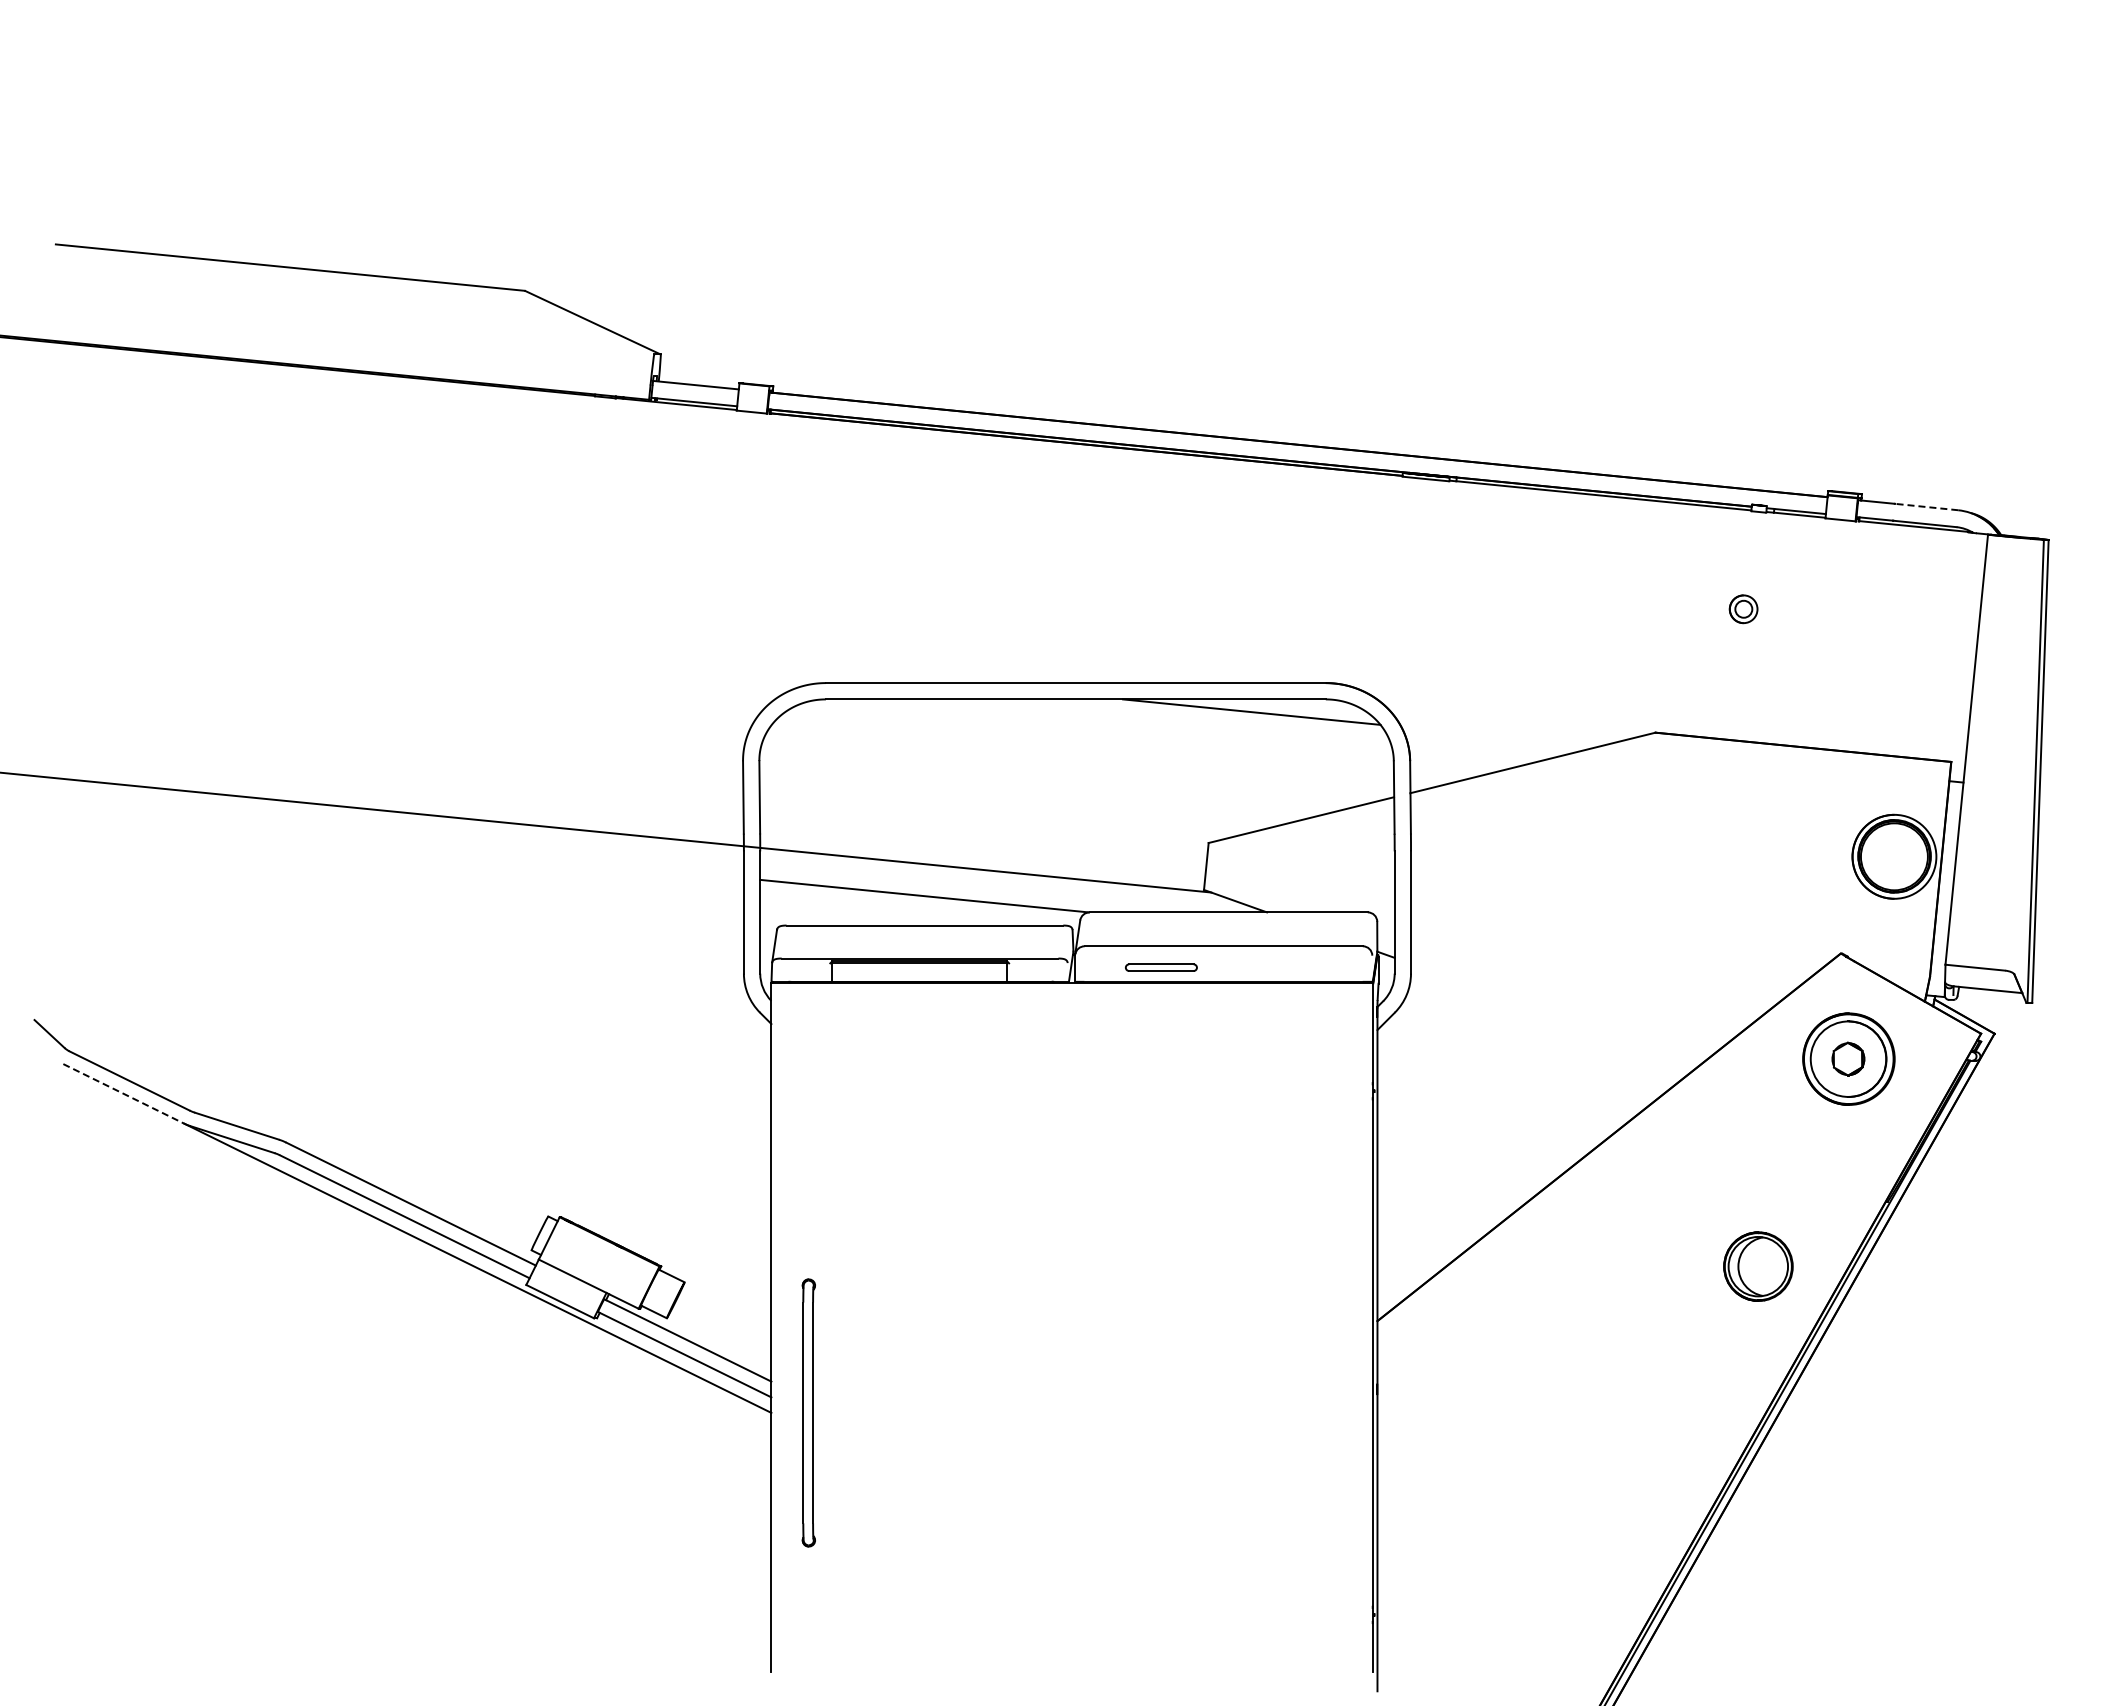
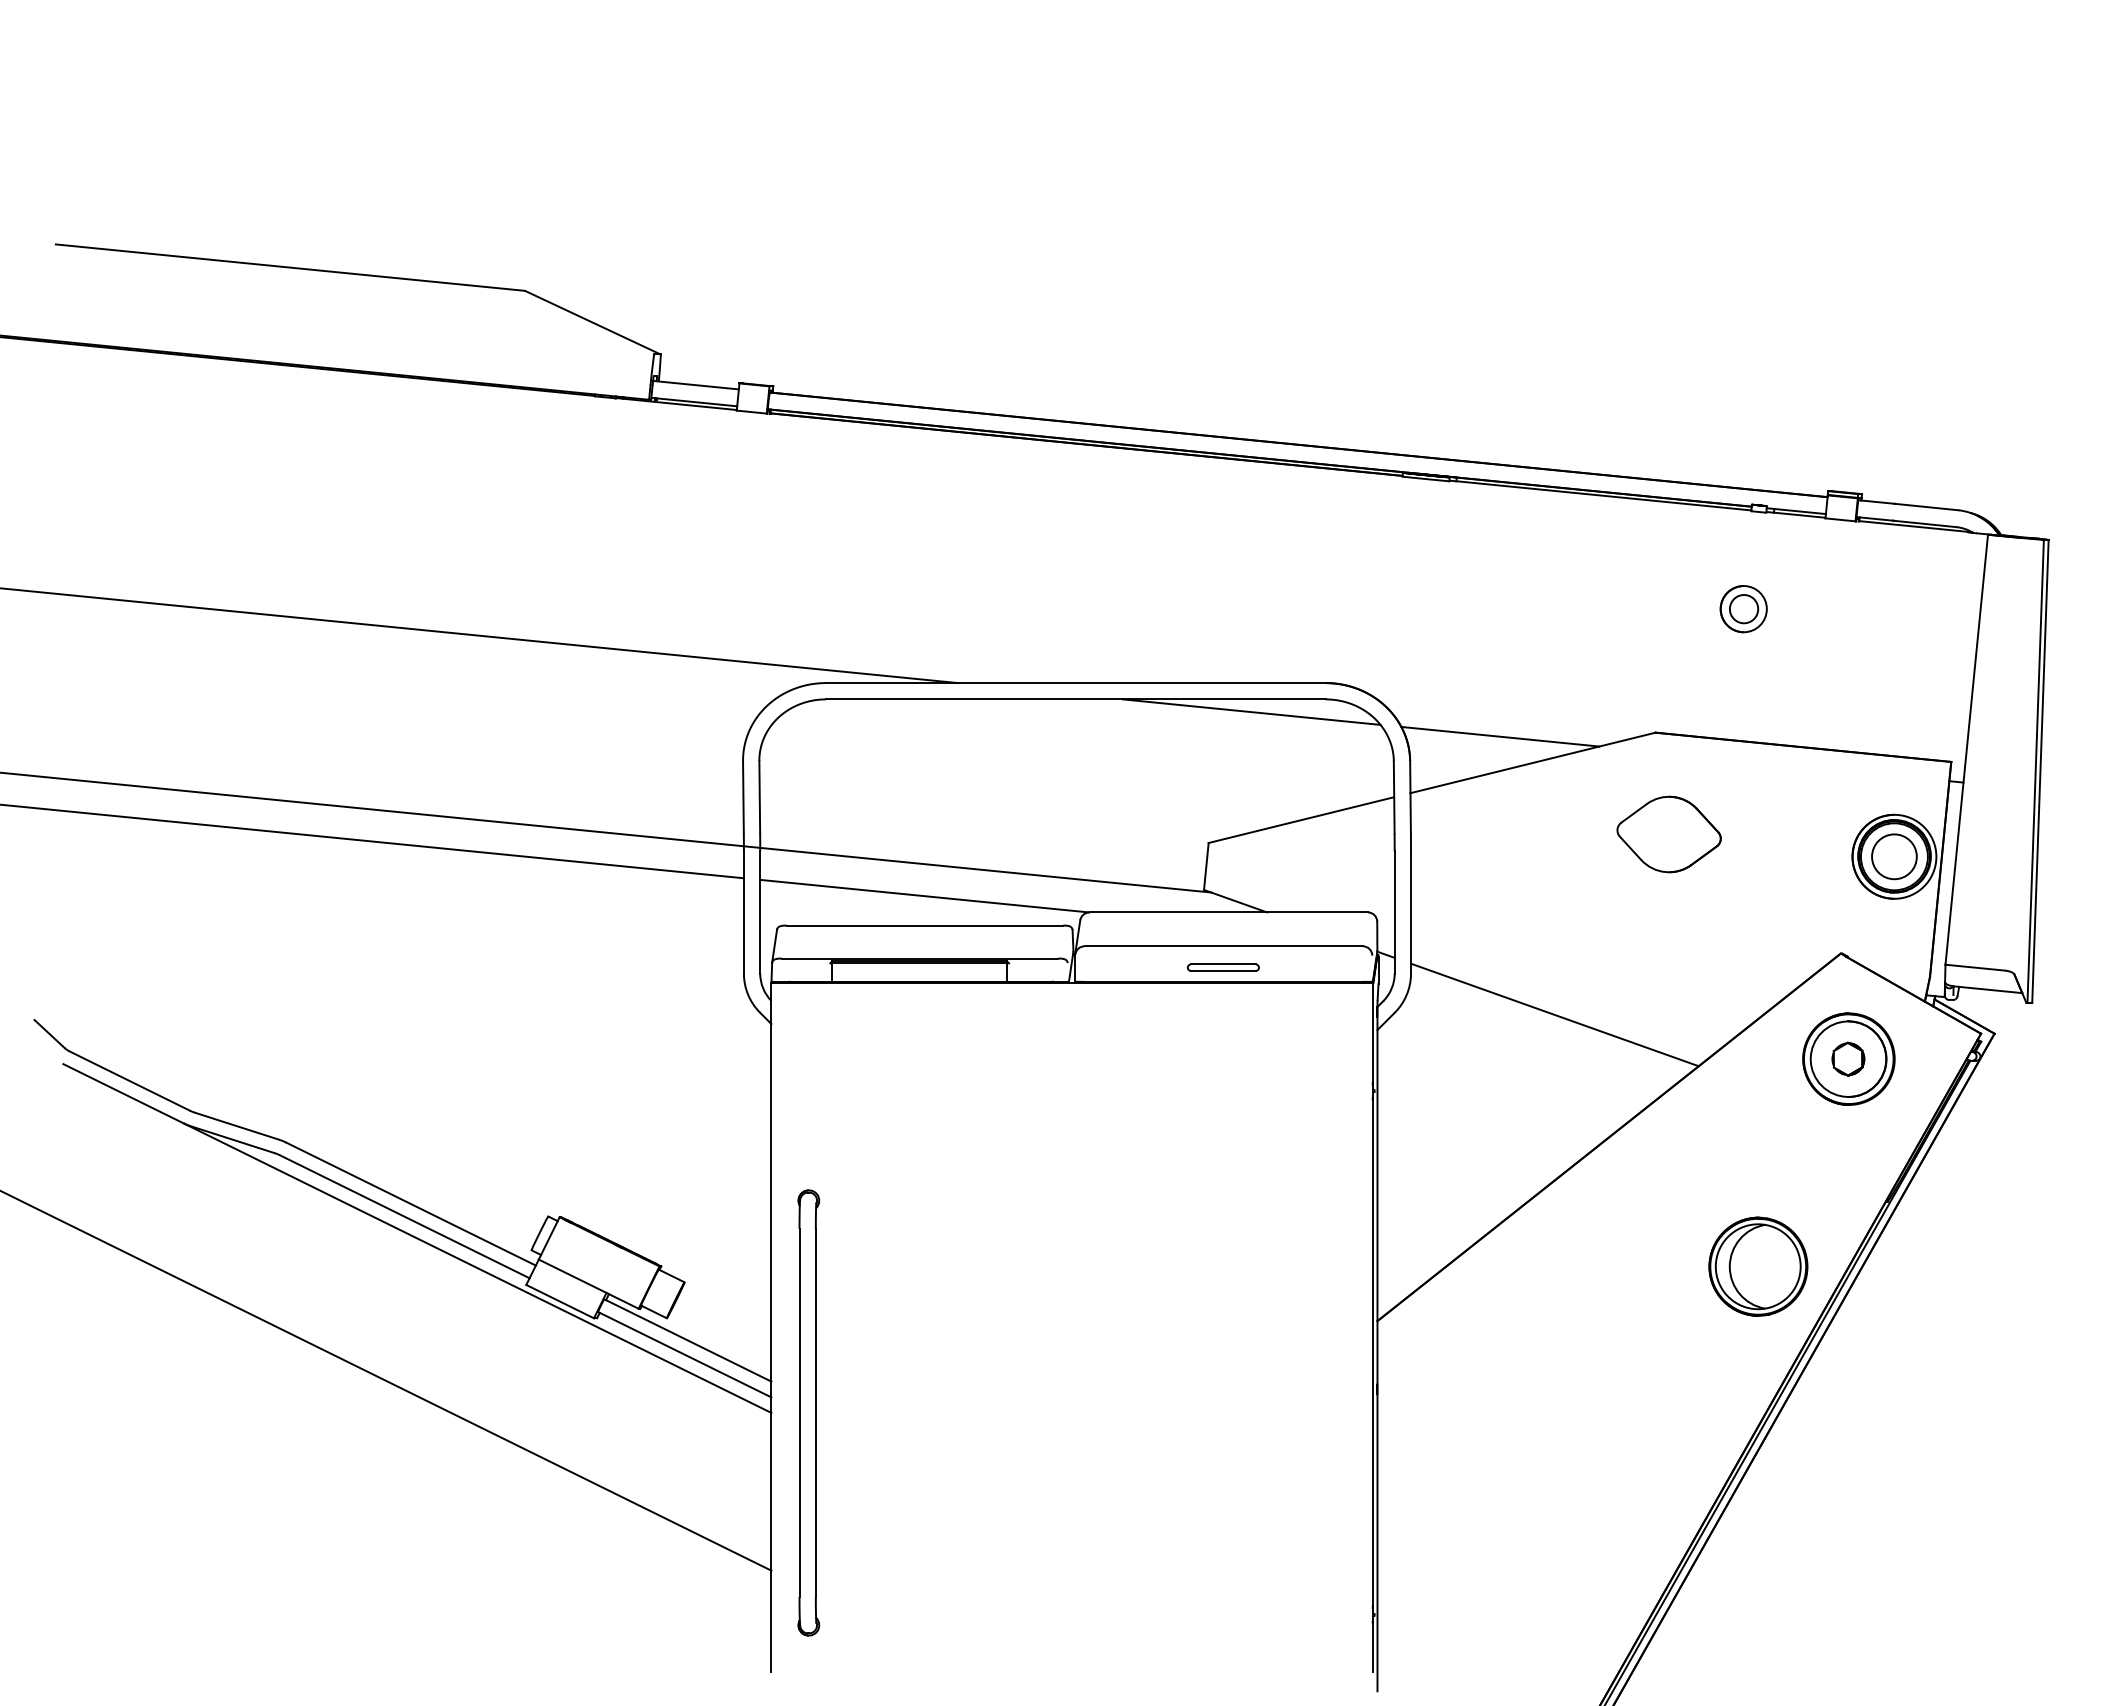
line: dashed -> solid (1926, 507)
part size: 31x31 px -> 49x49 px (1743, 609)
line: none -> present (480, 635)
line: none -> present (1500, 736)
part: none -> present (1668, 834)
line: none -> present (372, 841)
part: none -> present (1894, 856)
part position: (1161, 967) -> (1223, 967) (1223, 967)
line: none -> present (1554, 1014)
line: dashed -> solid (123, 1093)
part size: 71x71 px -> 101x101 px (1758, 1266)
line: none -> present (386, 1380)
part size: 15x270 px -> 24x448 px (808, 1412)
